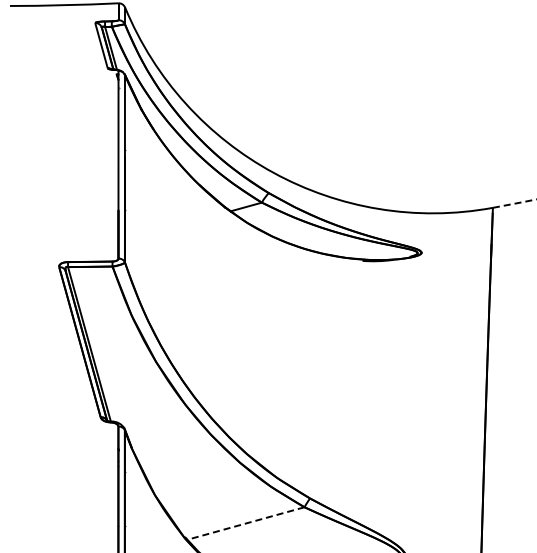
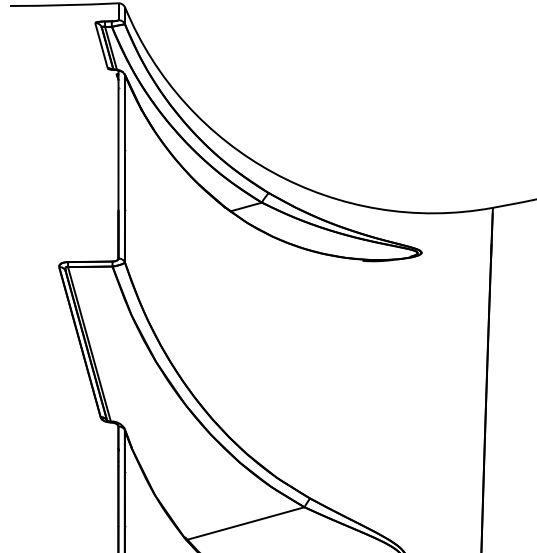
arc: dashed -> solid (515, 203)
line: dashed -> solid (245, 523)
